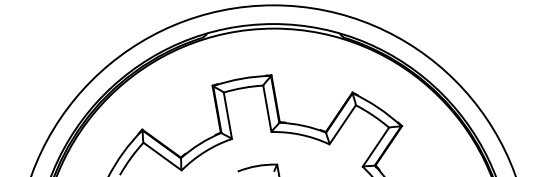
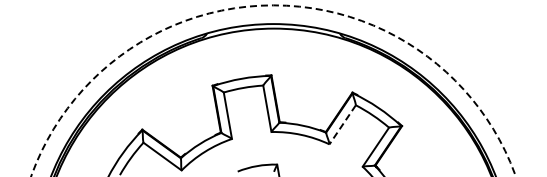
circle: solid -> dashed (273, 90)
line: solid -> dashed (342, 124)
